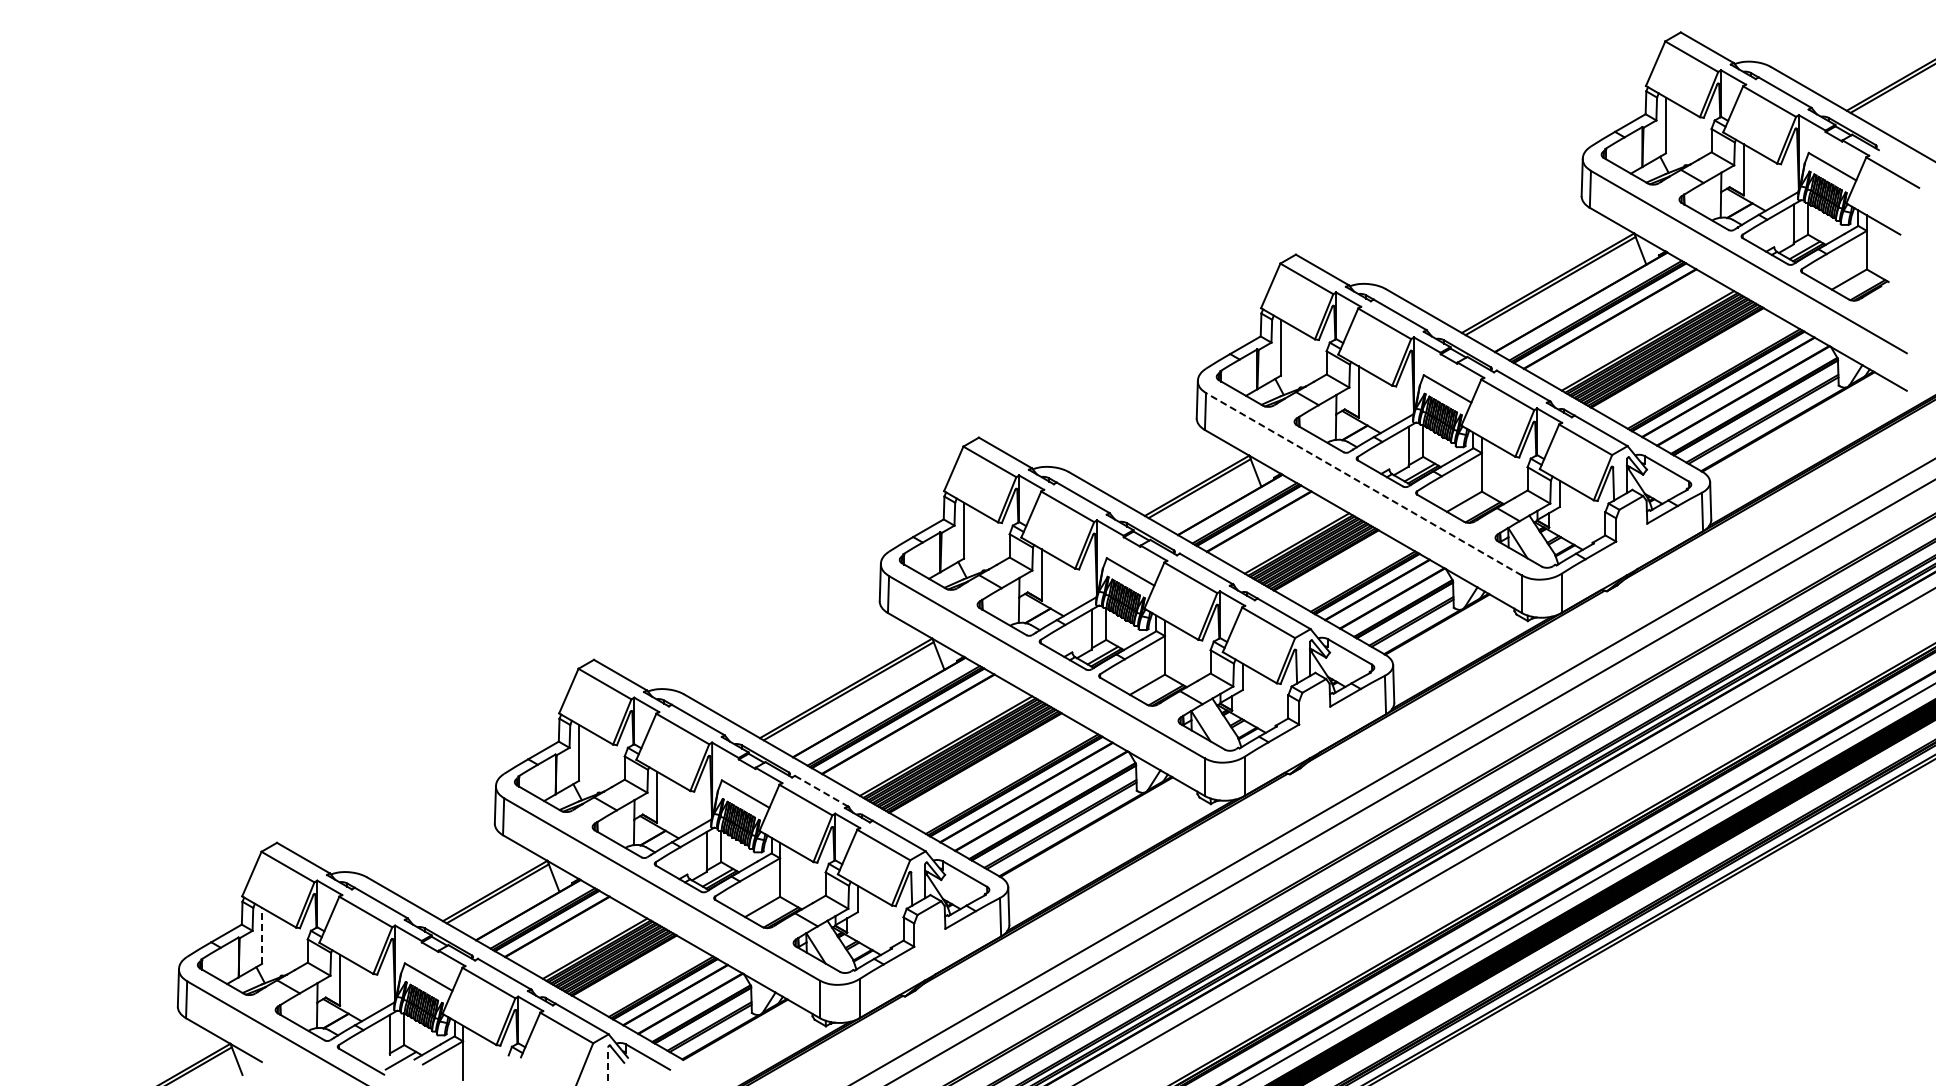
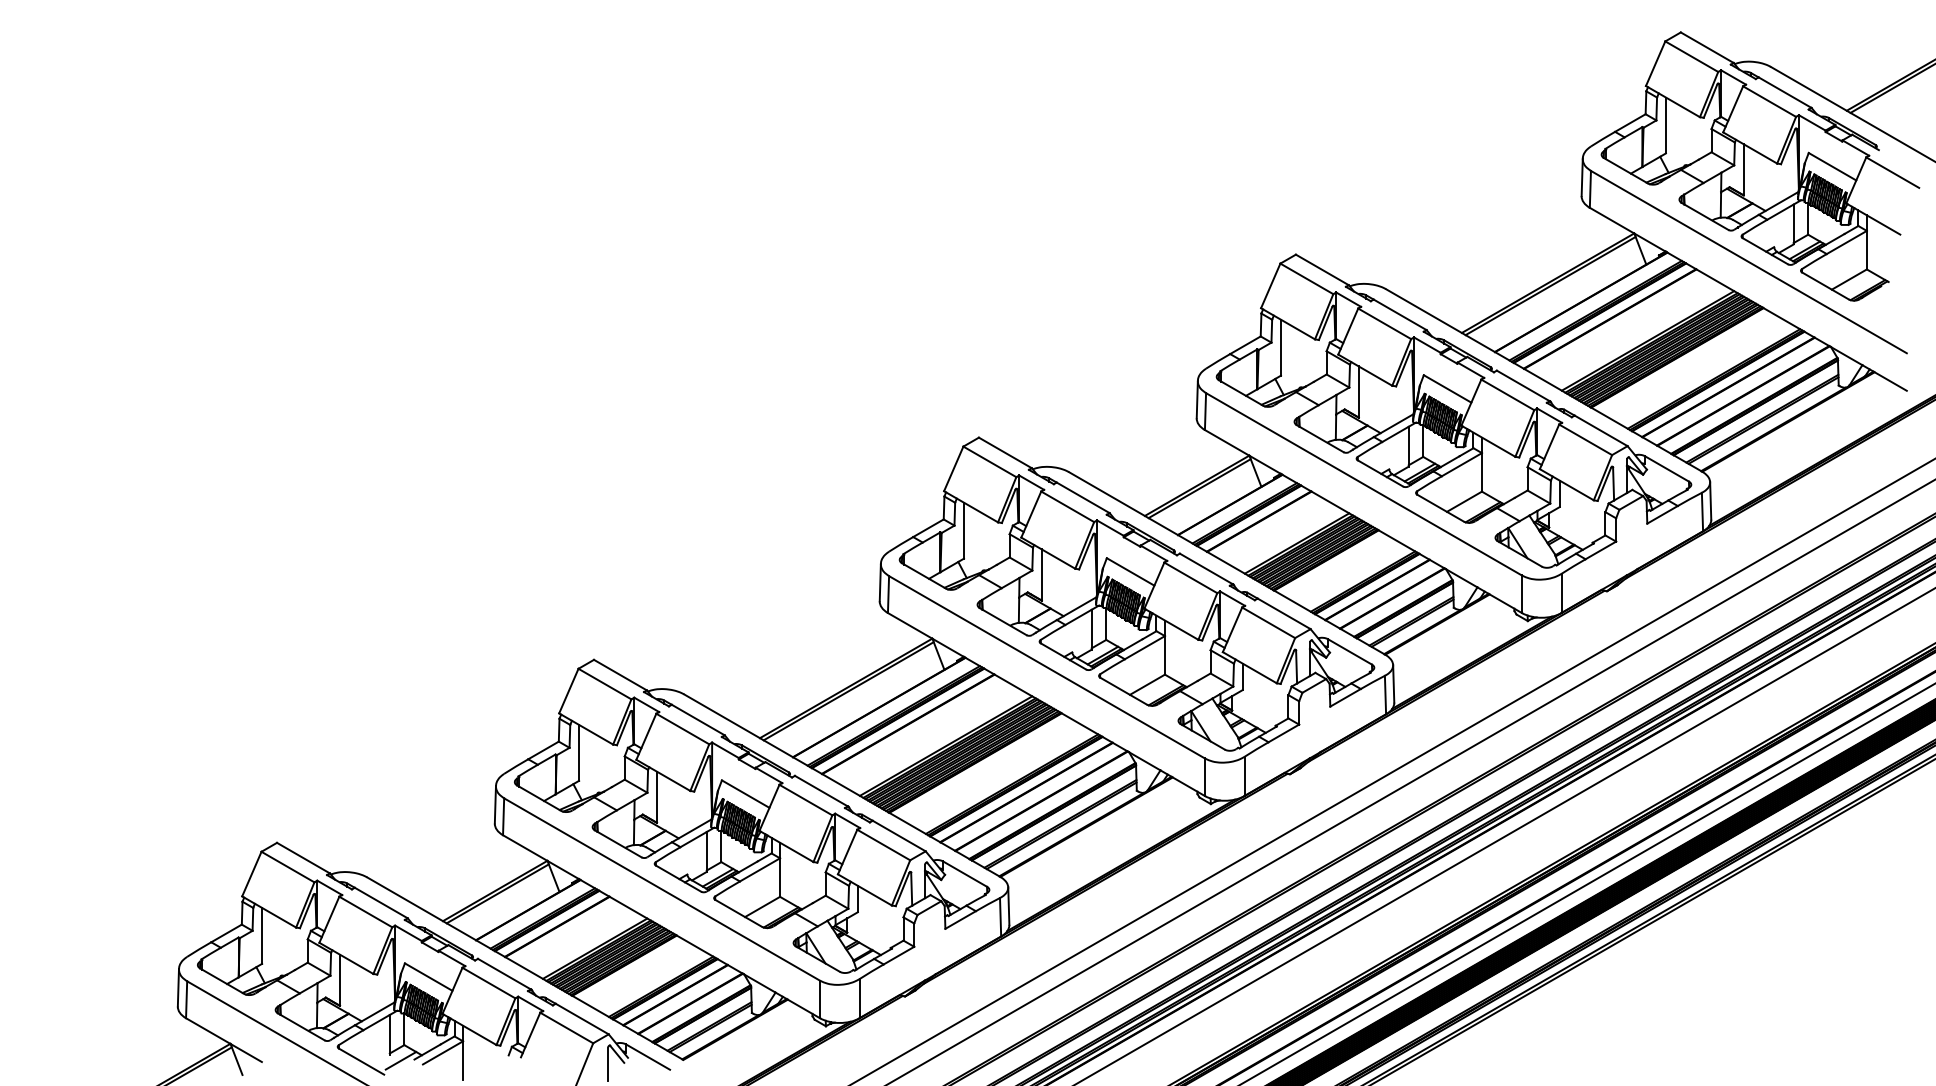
line: dashed -> solid (1363, 484)
line: dashed -> solid (821, 791)
line: dashed -> solid (262, 935)
line: dashed -> solid (608, 1064)
